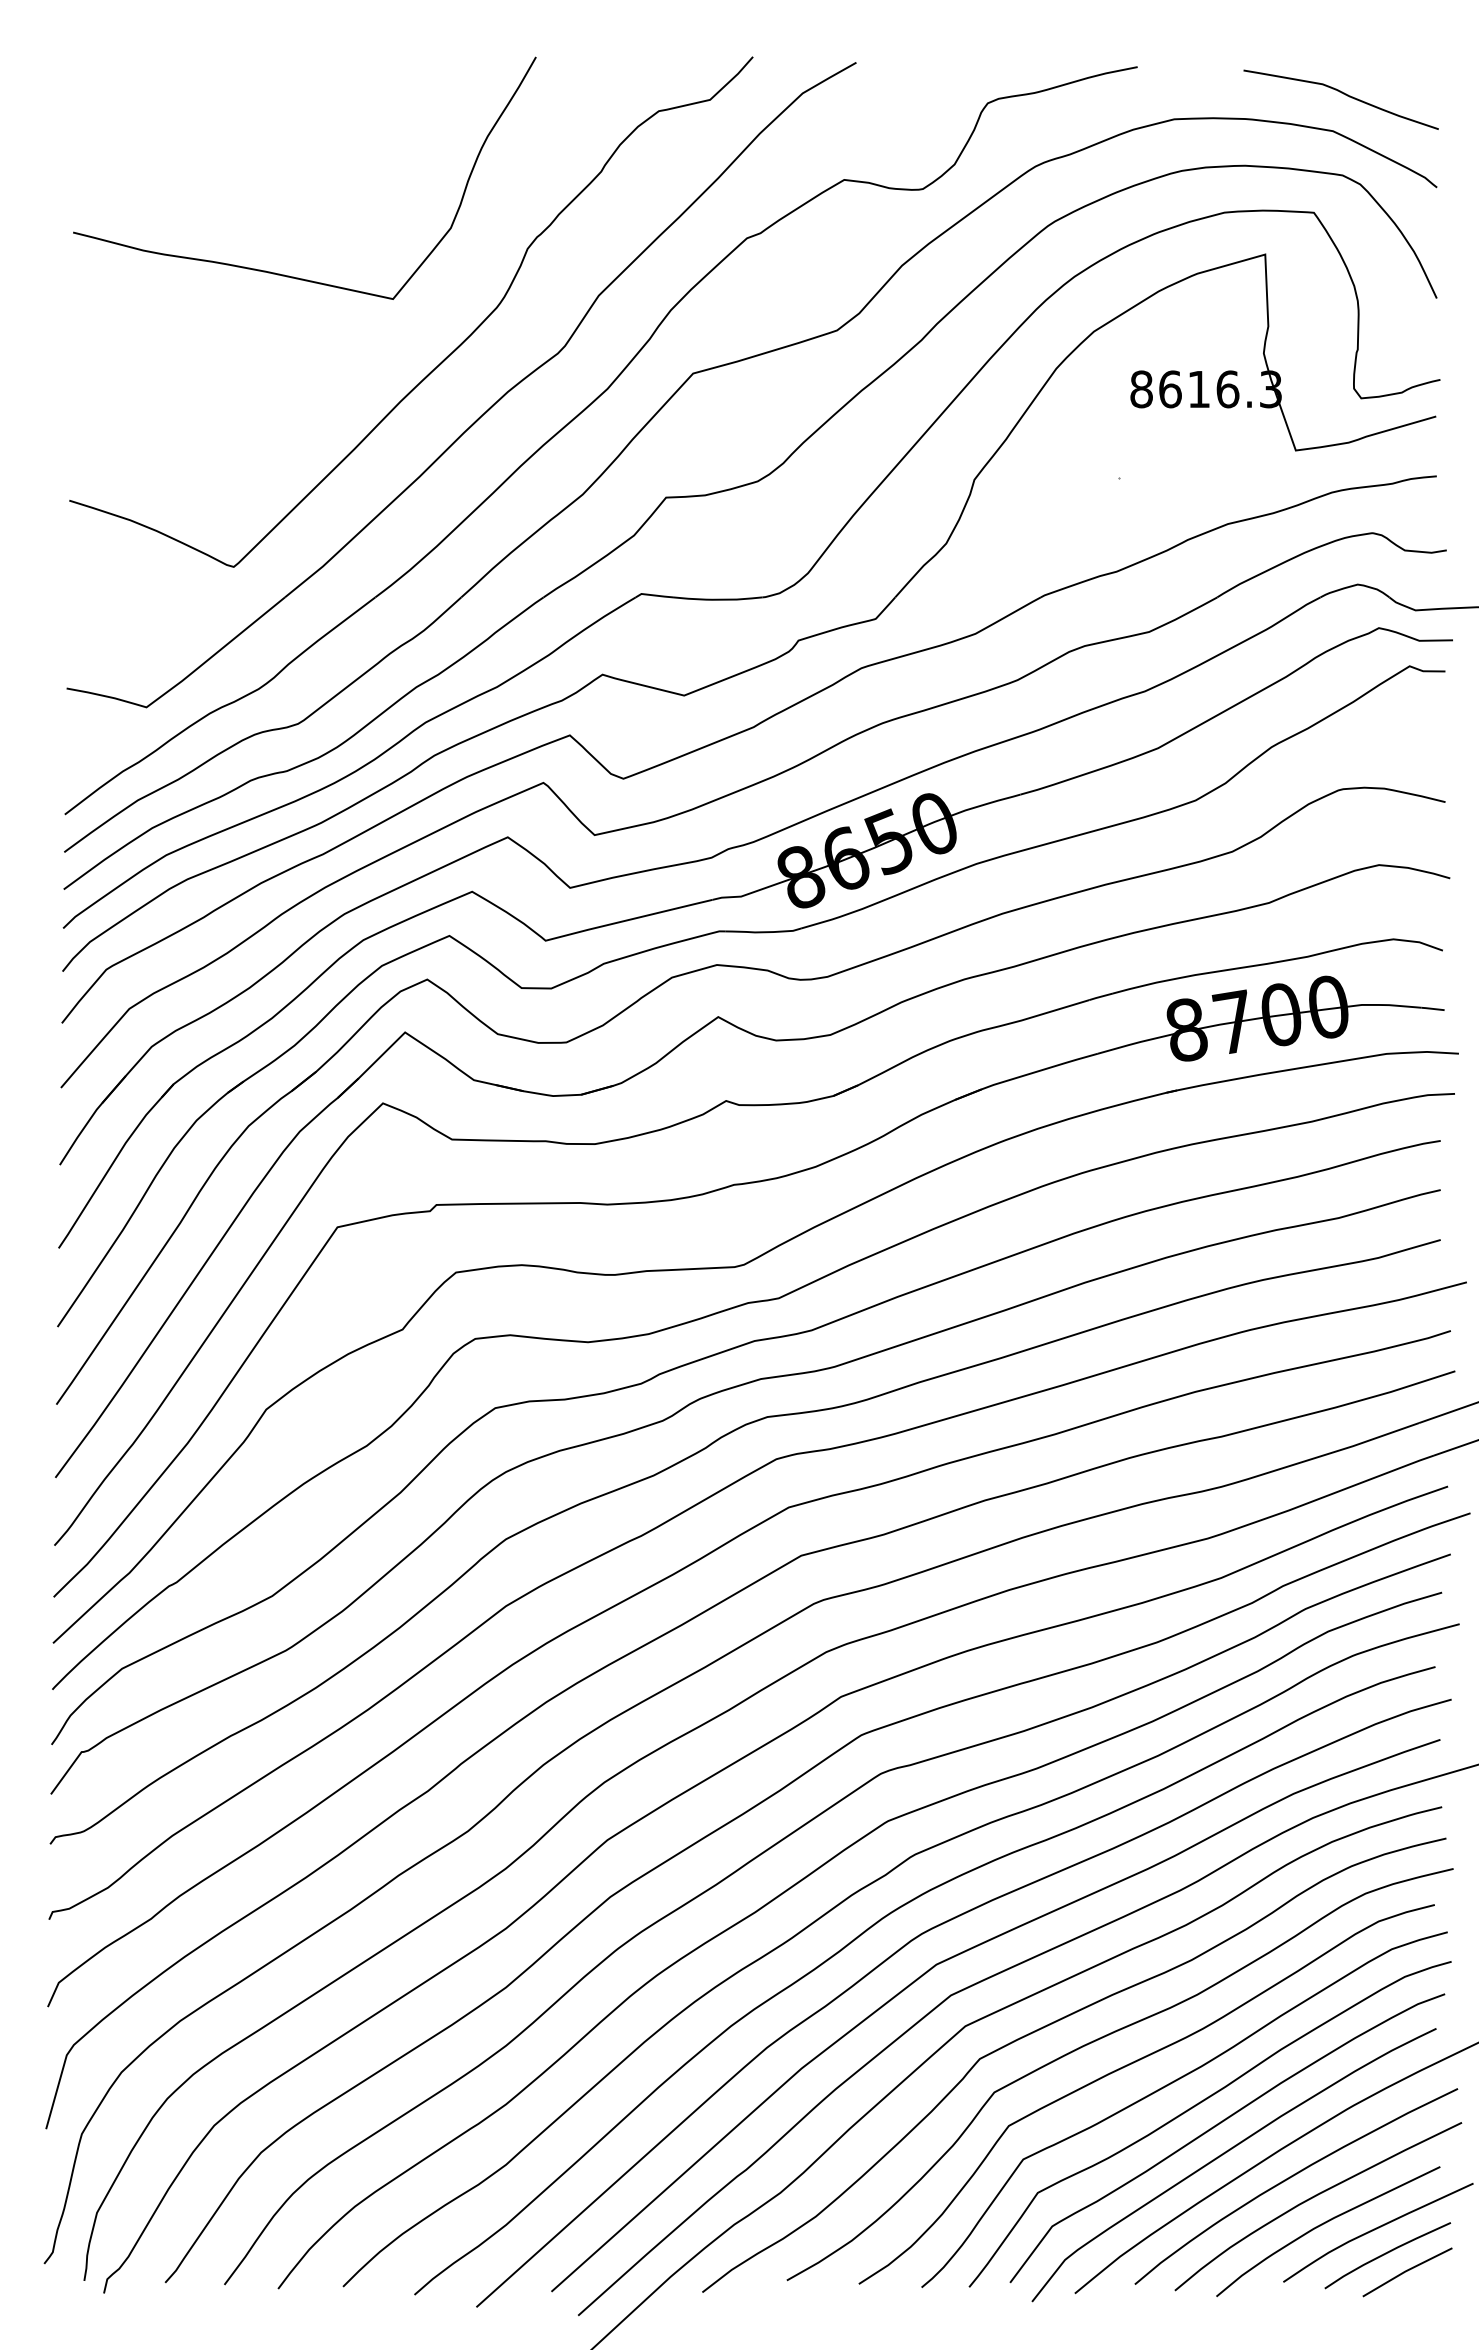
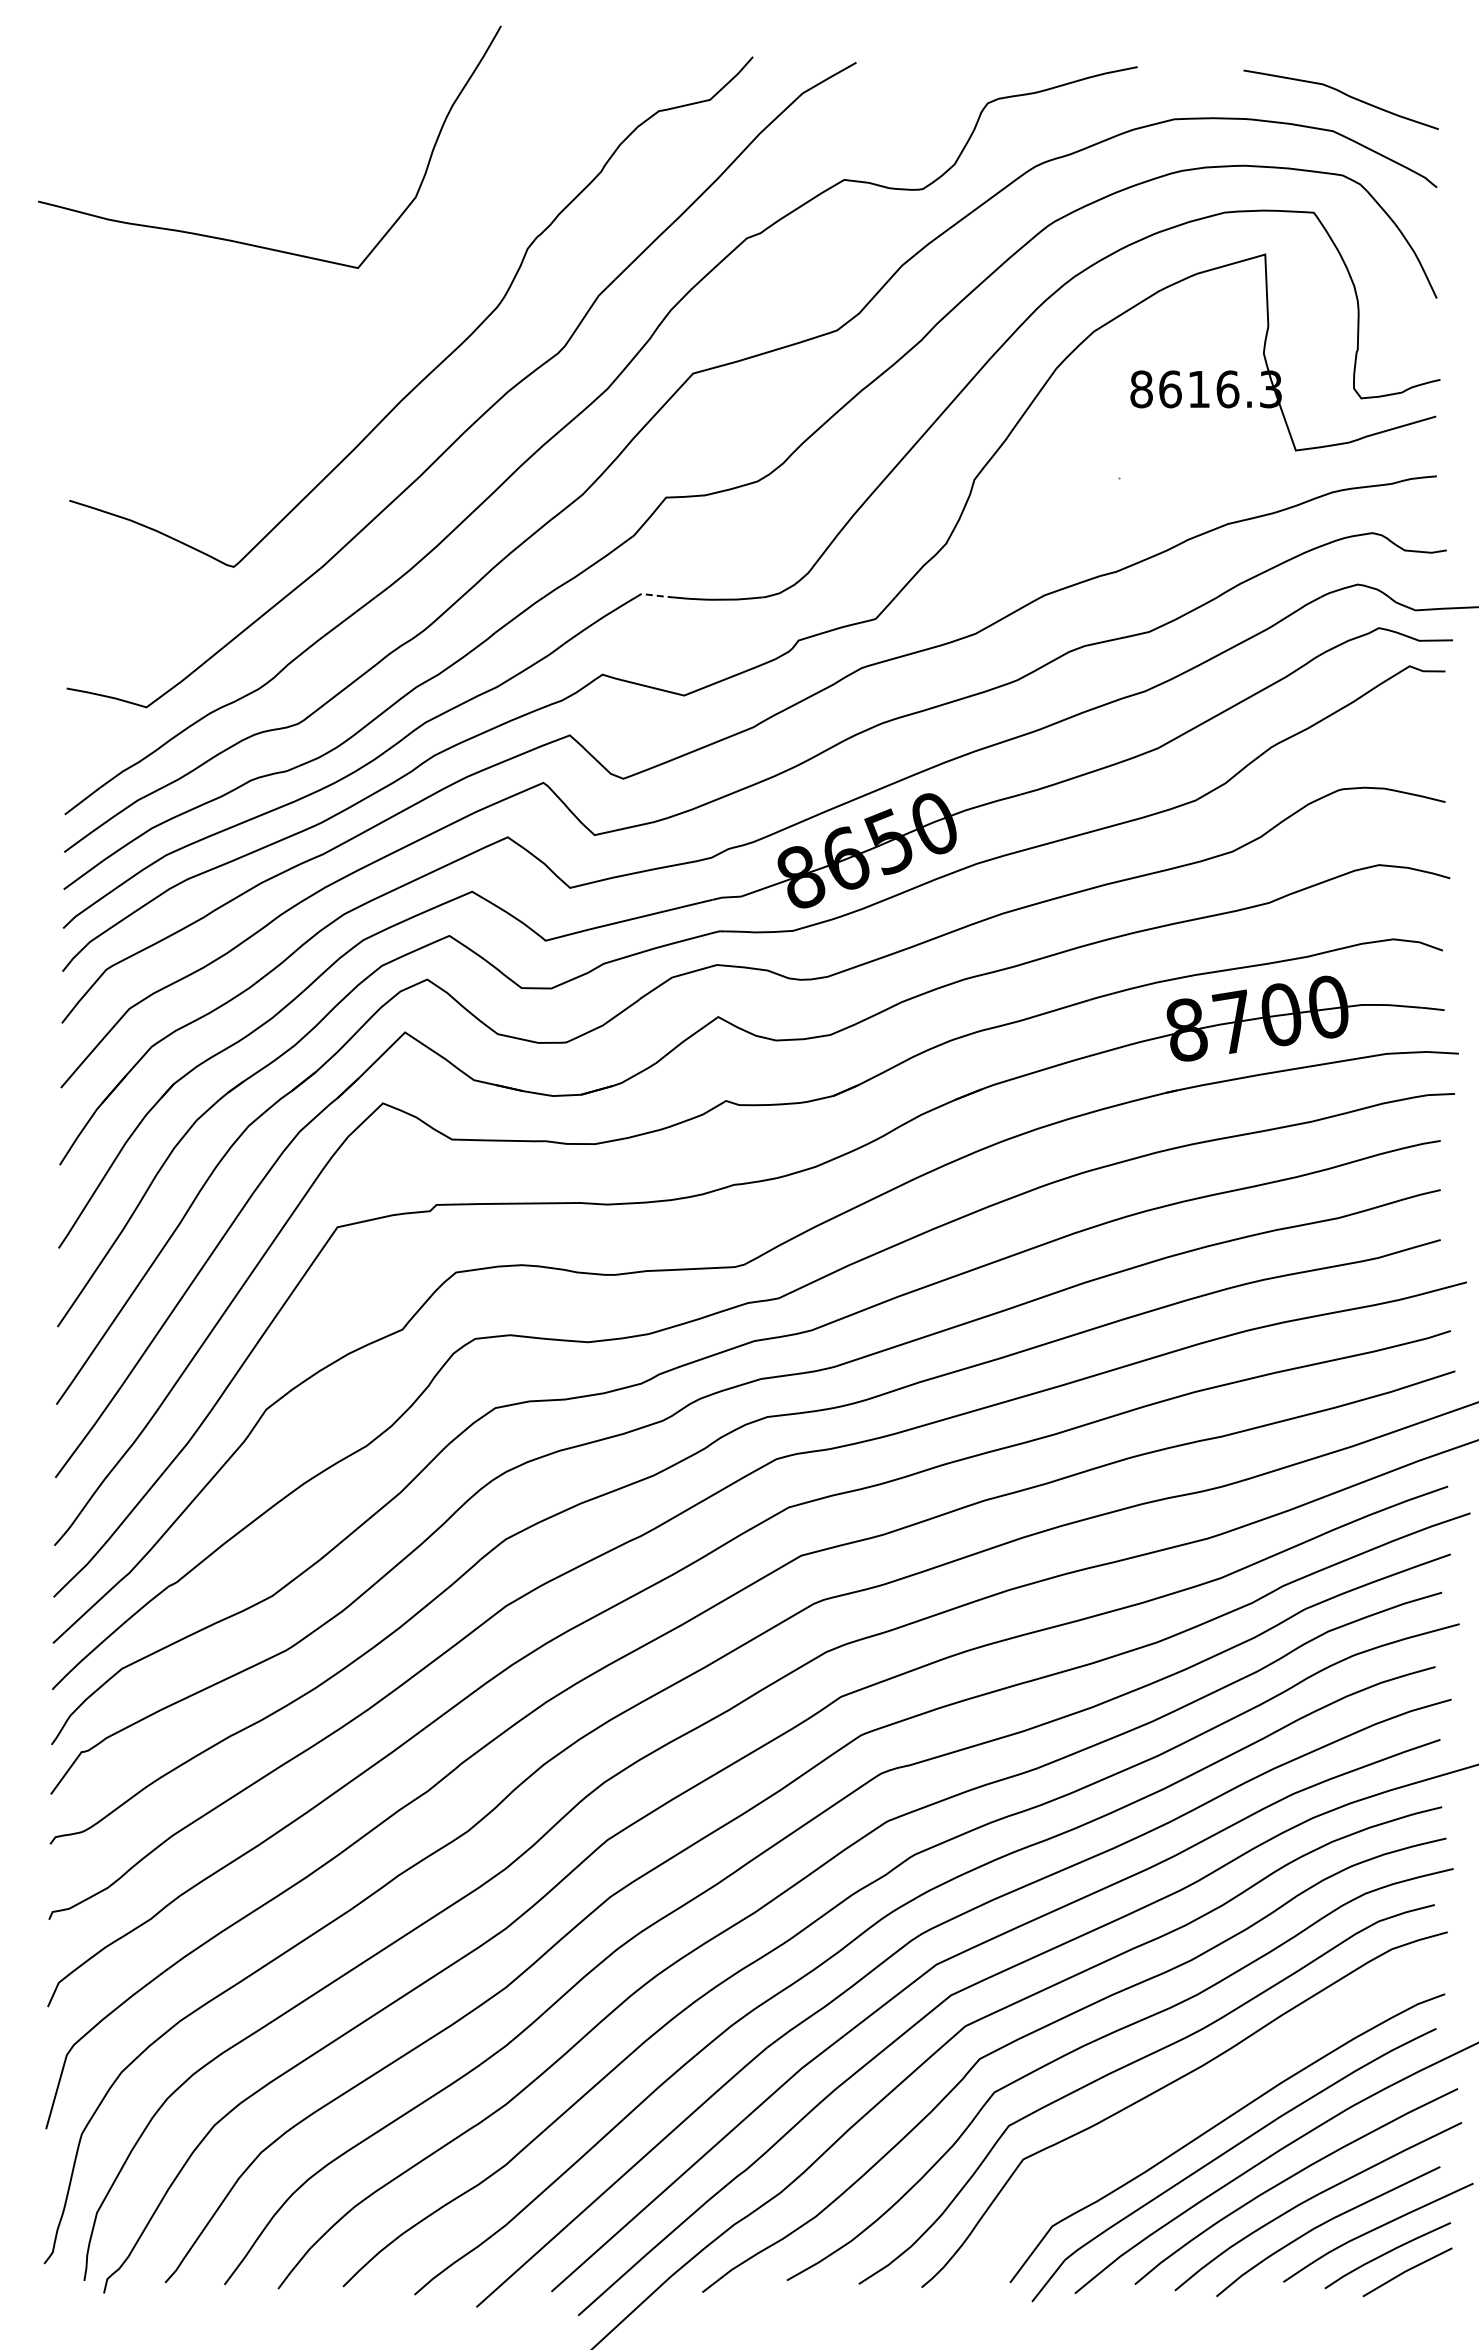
curve position: (284, 274) -> (249, 243) (249, 243)
line: solid -> dashed (654, 595)
curve: present -> none (1196, 2106)
